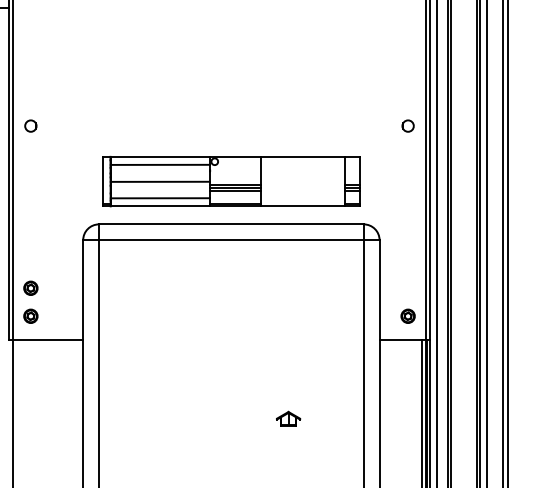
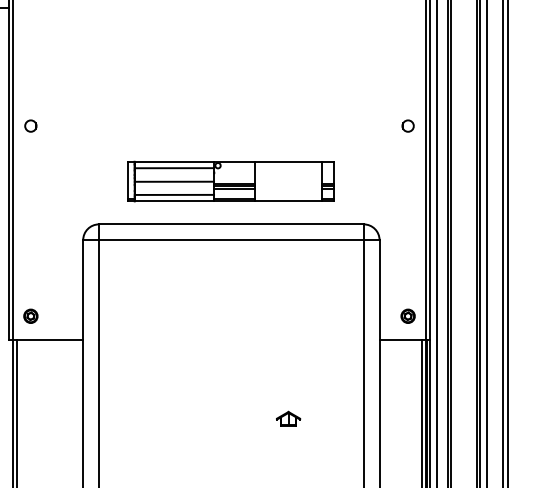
part size: 259x52 px -> 208x43 px (230, 181)
part: present -> none (30, 287)
line: none -> present (17, 412)
